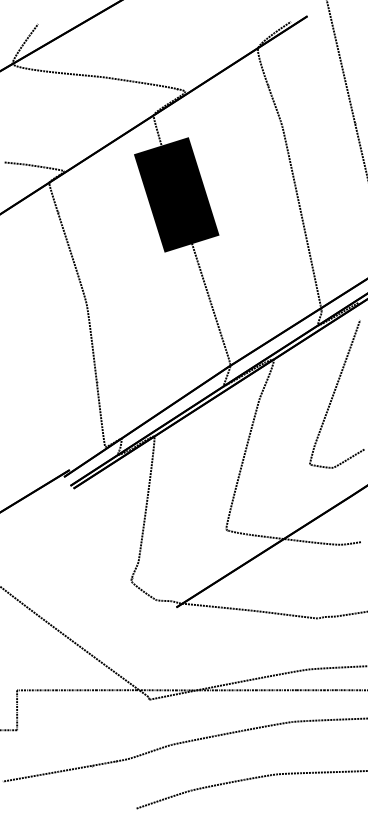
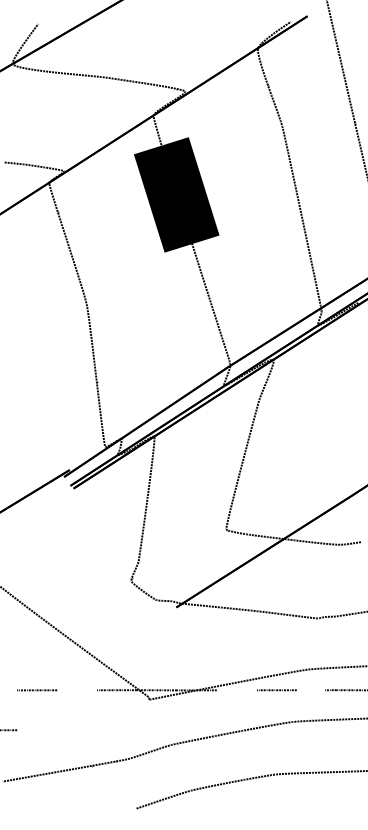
curve: present -> none (335, 392)
line: present -> none (77, 690)
line: present -> none (236, 690)
line: present -> none (310, 690)
line: present -> none (17, 710)
